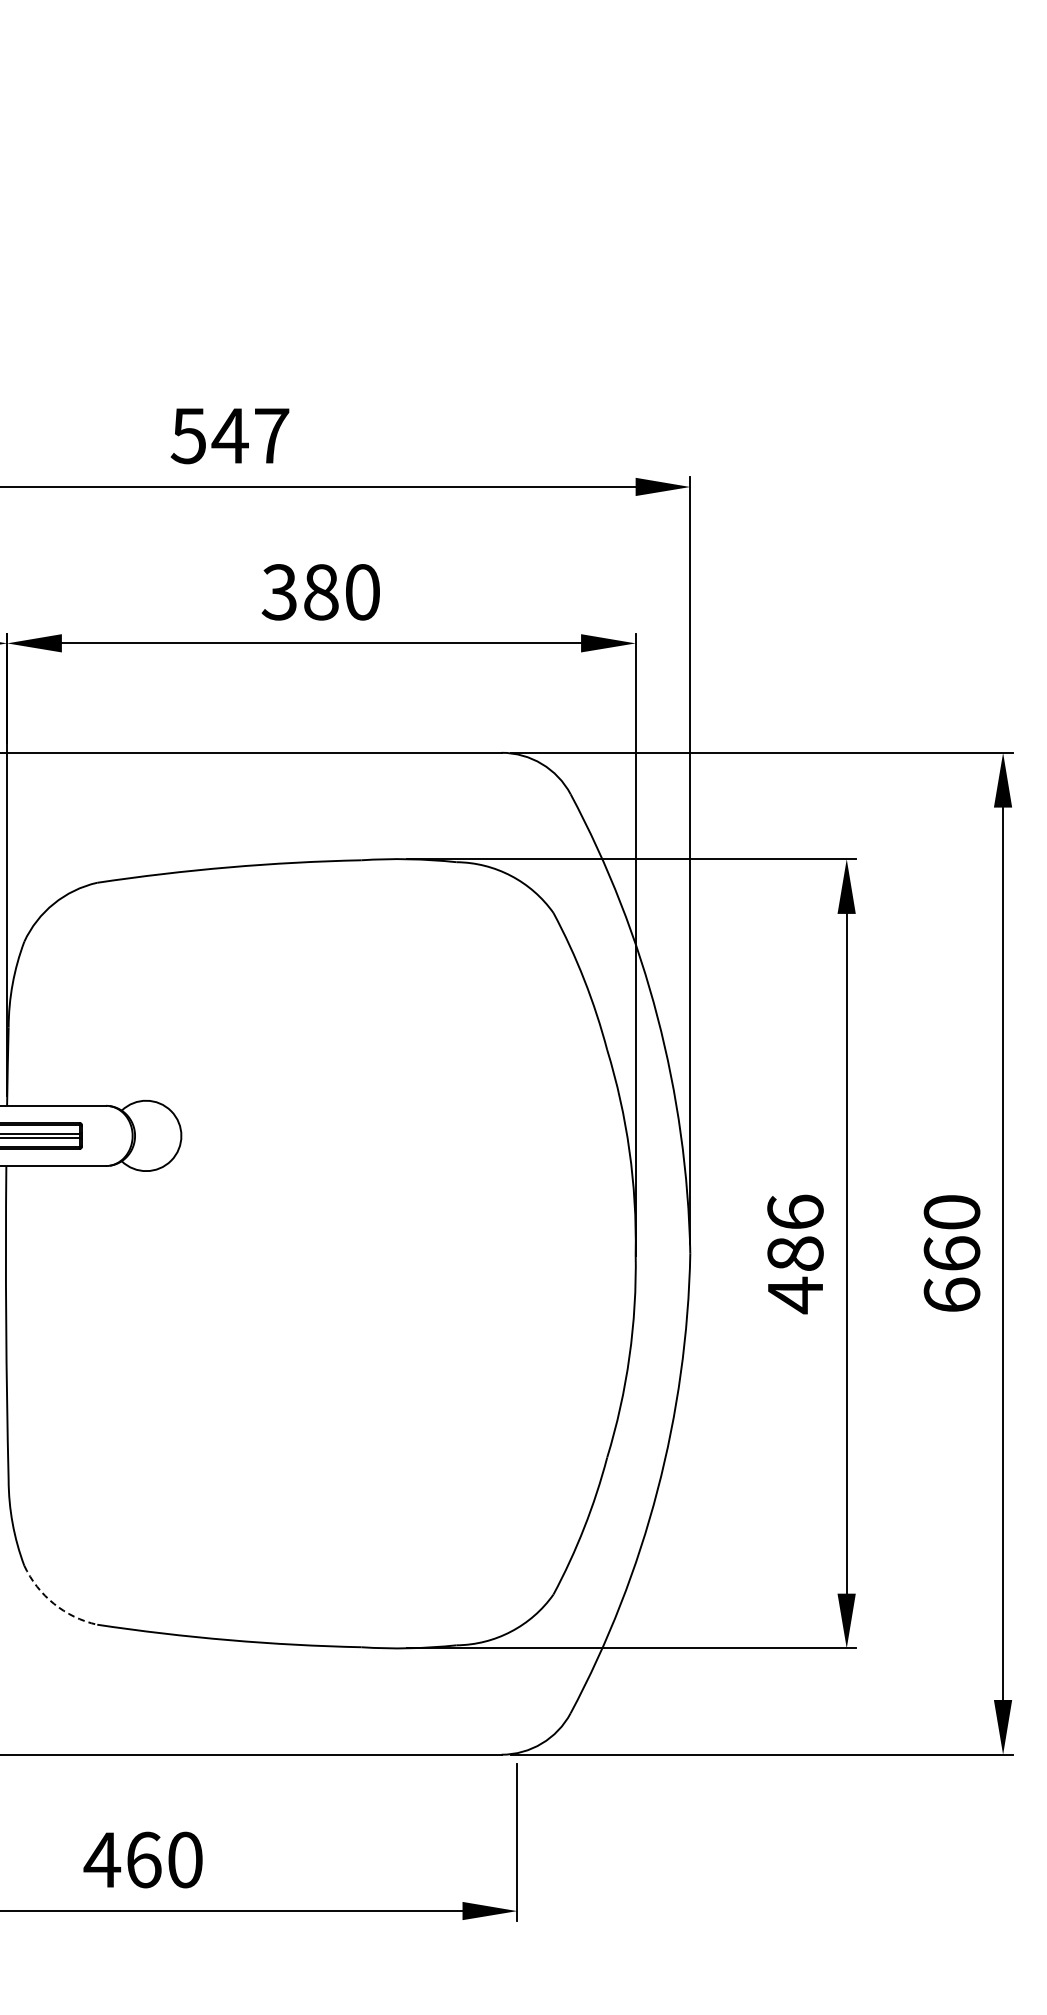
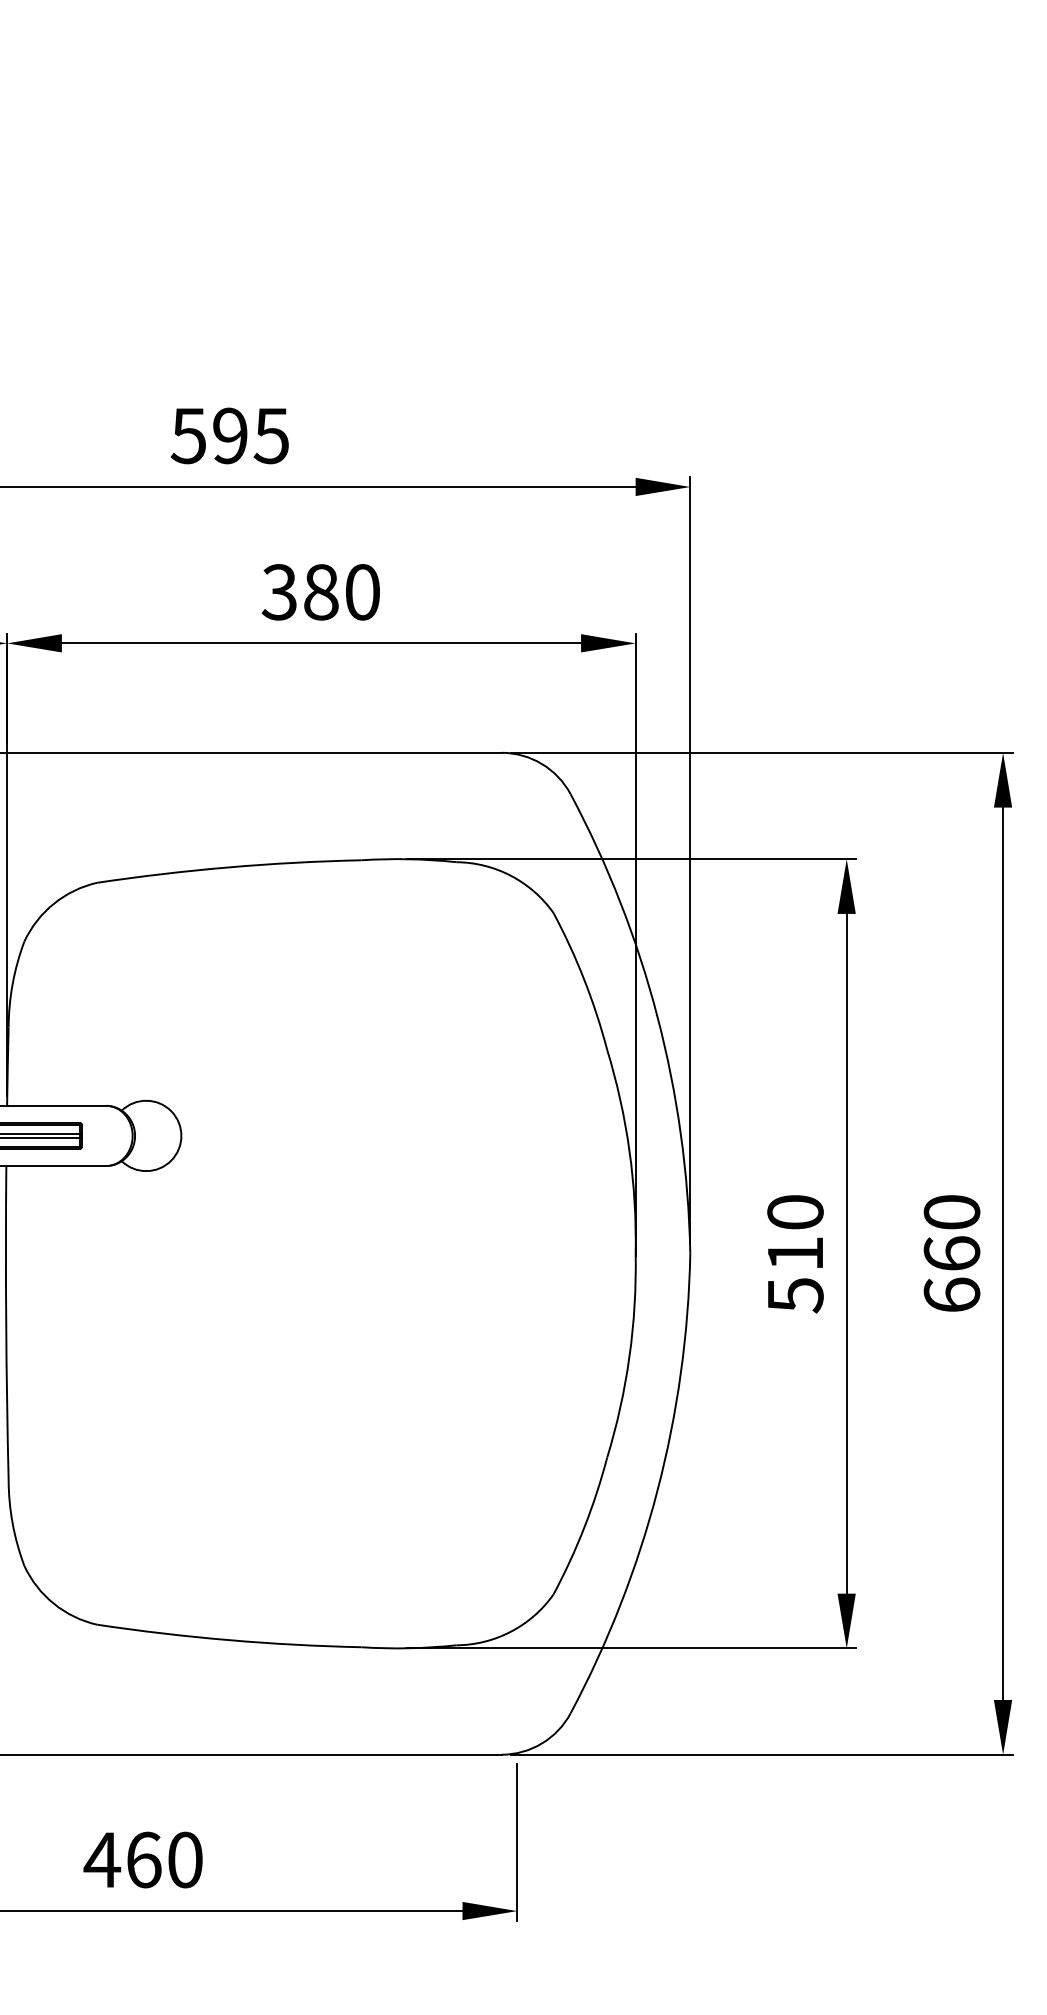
text: 547 -> 595 (250, 435)
text: 486 -> 510 (795, 1254)
arc: dashed -> solid (53, 1603)
